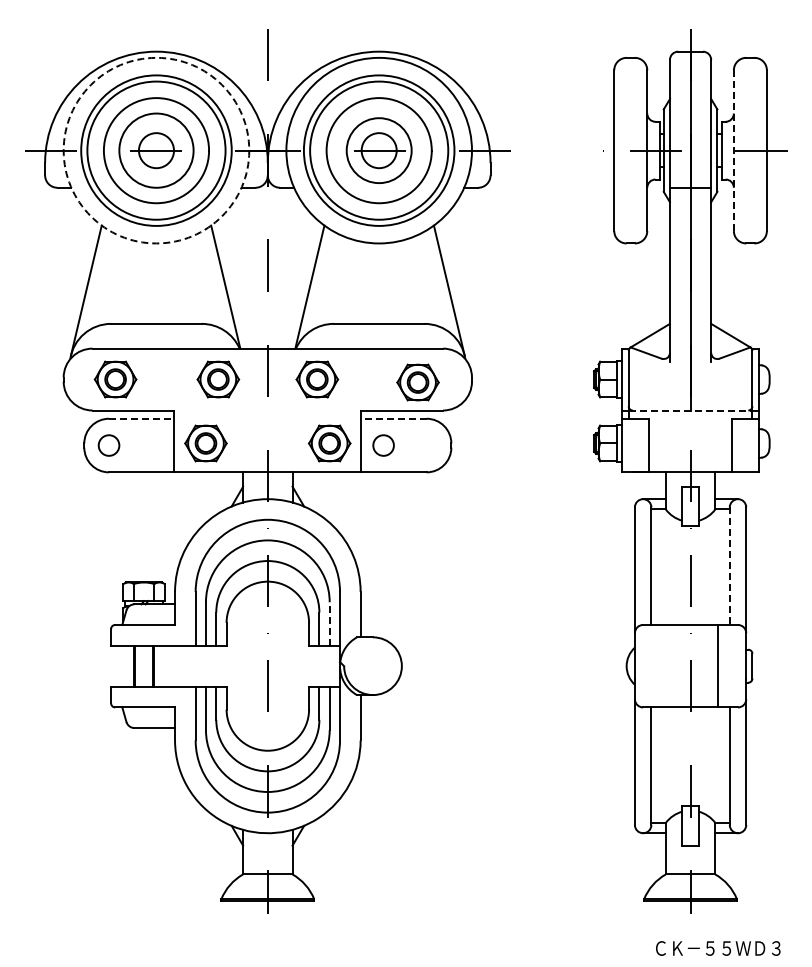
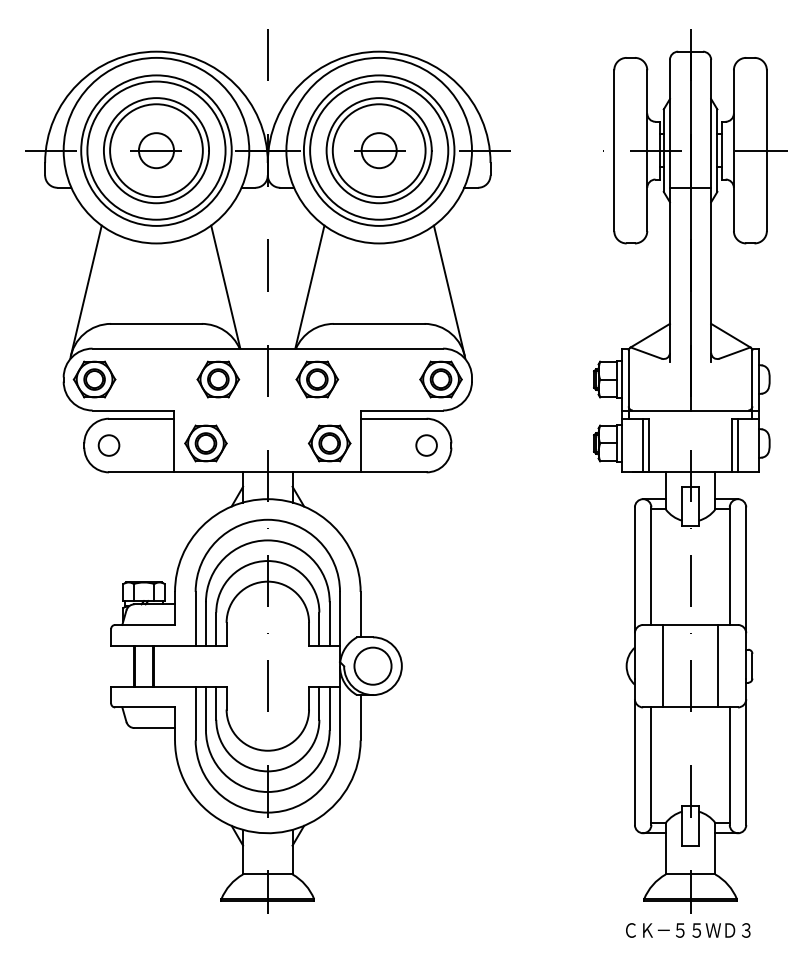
circle diameter: 74 px -> 93 px (156, 150)
circle: dashed -> solid (156, 150)
circle diameter: 65 px -> 93 px (378, 150)
line: dashed -> solid (733, 150)
part position: (115, 379) -> (94, 379) (94, 379)
part position: (417, 382) -> (440, 379) (440, 379)
line: dashed -> solid (690, 410)
line: dashed -> solid (141, 418)
line: dashed -> solid (394, 418)
circle position: (383, 445) -> (426, 445) (426, 445)
line: none -> present (642, 445)
line: none -> present (738, 445)
line: dashed -> solid (729, 566)
line: dashed -> solid (329, 623)
circle: none -> present (372, 665)
line: none -> present (662, 665)
text position: (718, 948) -> (688, 930) (688, 930)
